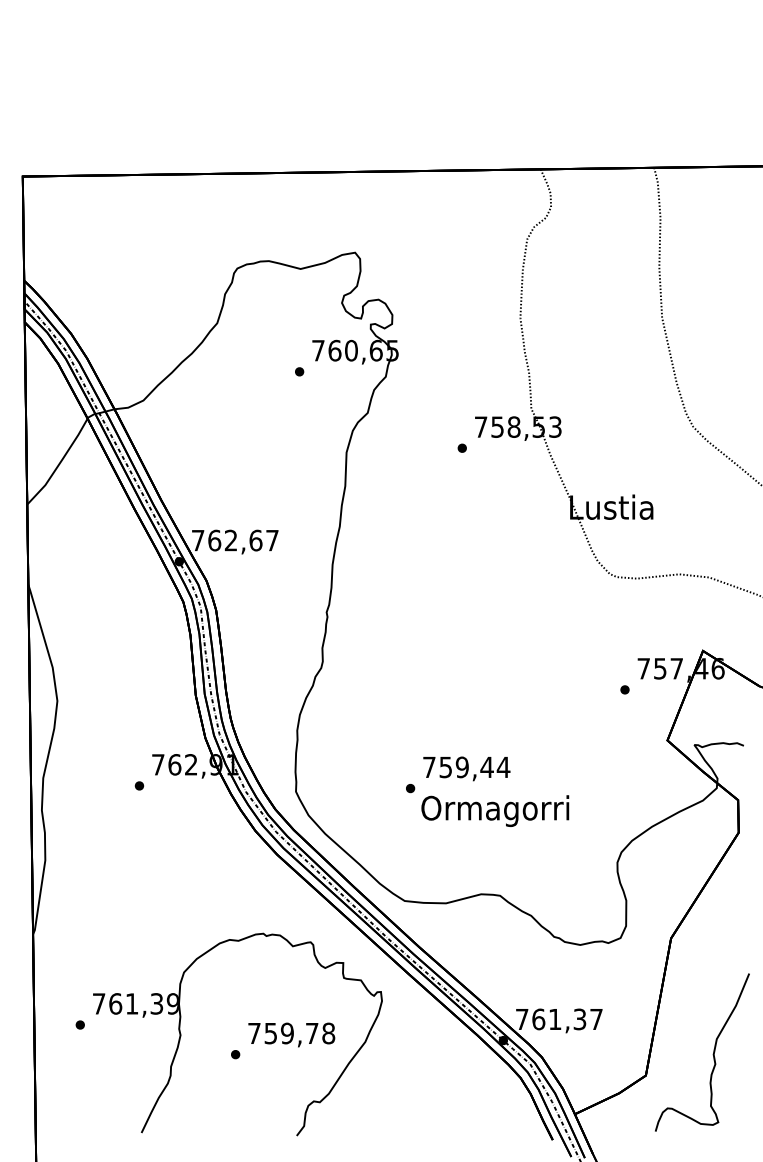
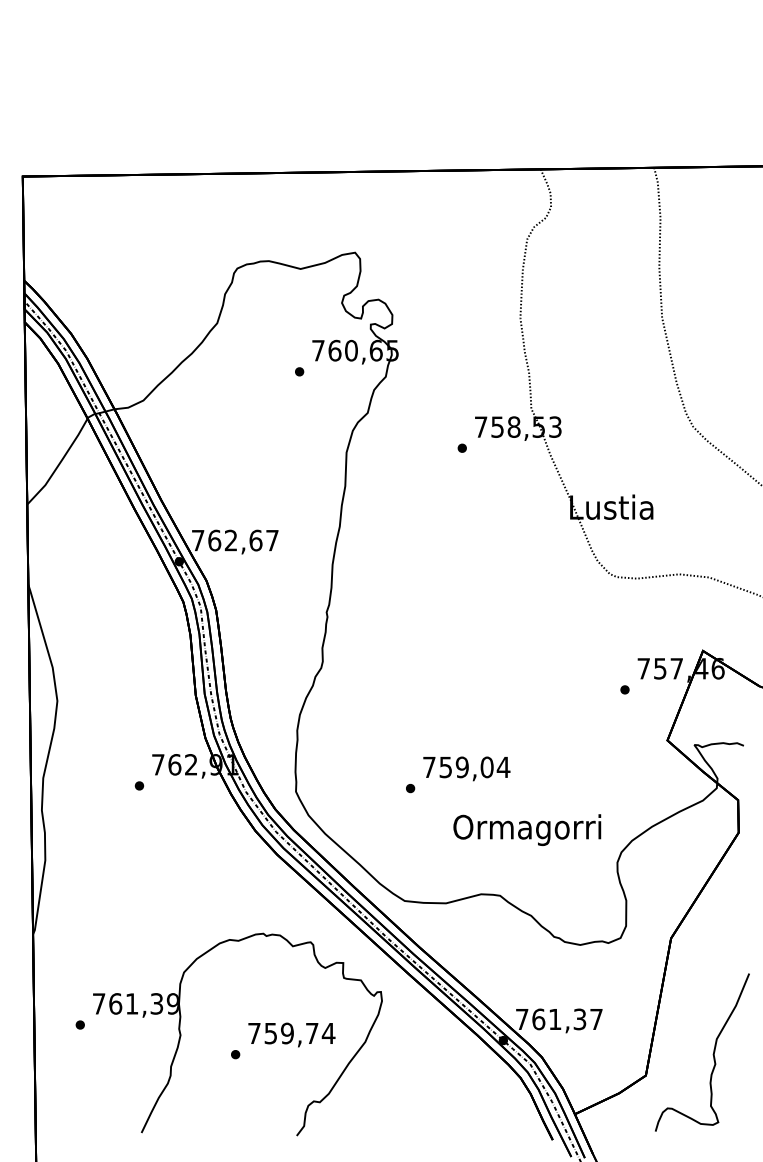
text: 759,44 -> 759,04 (486, 767)
text position: (495, 810) -> (527, 829) (527, 829)
text: 759,78 -> 759,74 (328, 1033)
